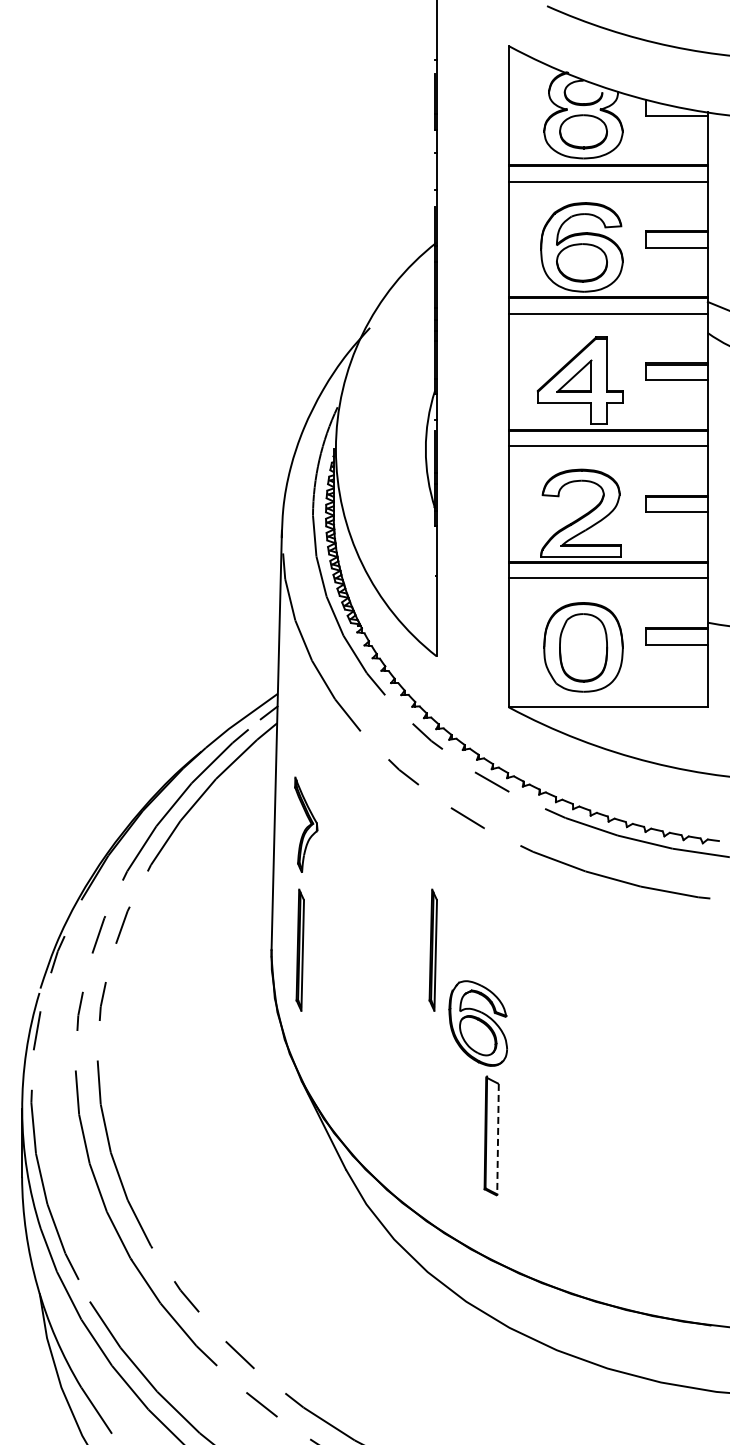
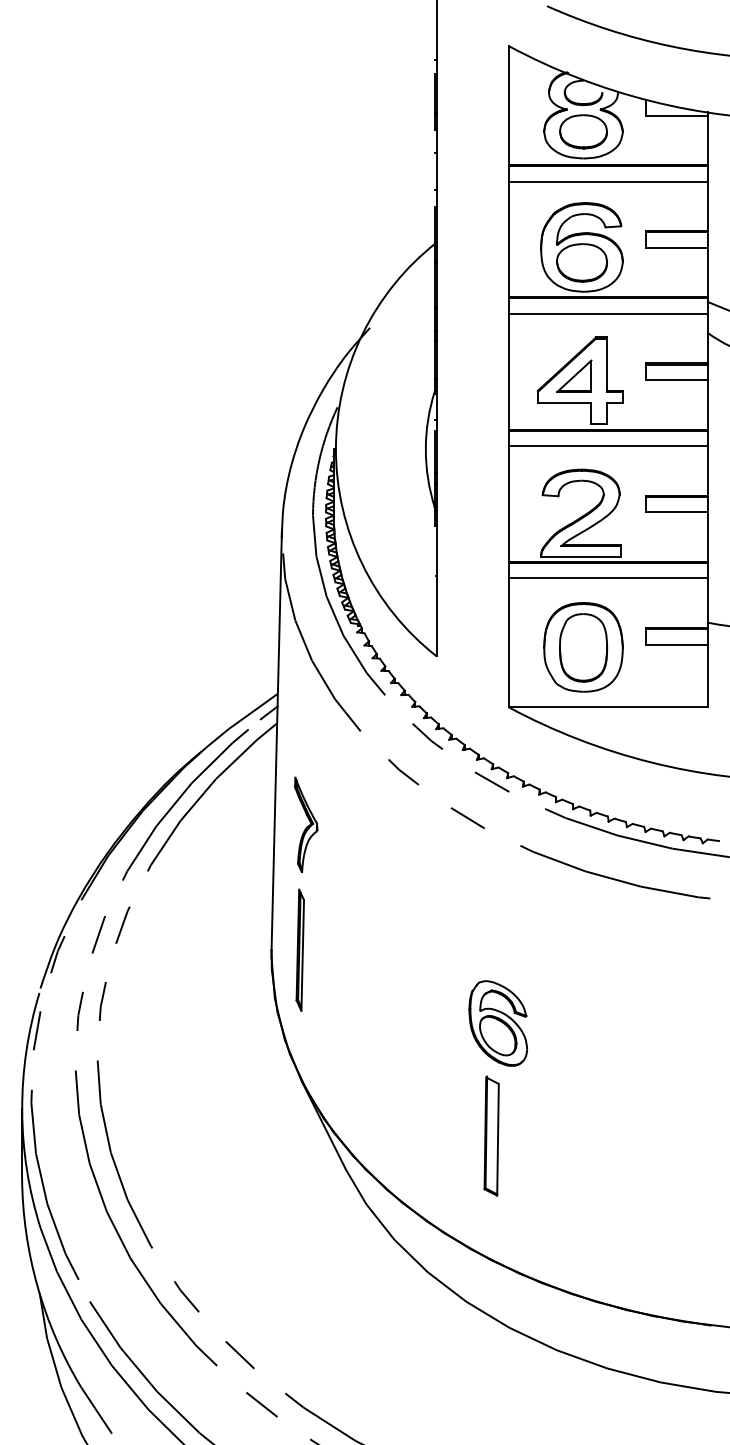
part: present -> none (432, 949)
part position: (477, 1023) -> (497, 1023) (497, 1023)
line: dashed -> solid (498, 1139)
